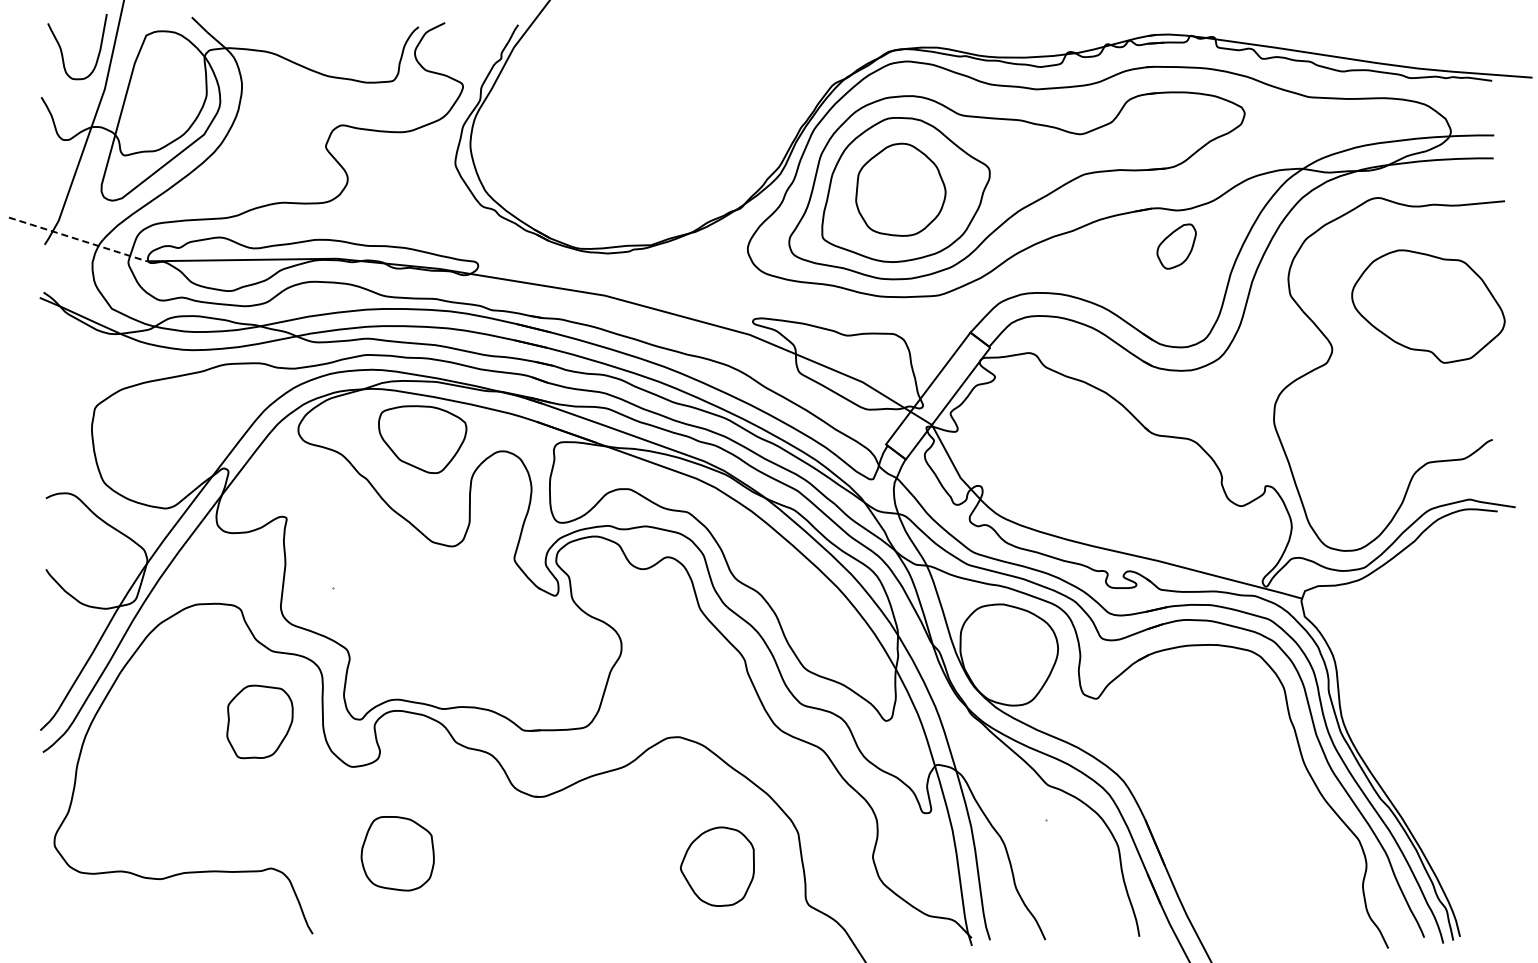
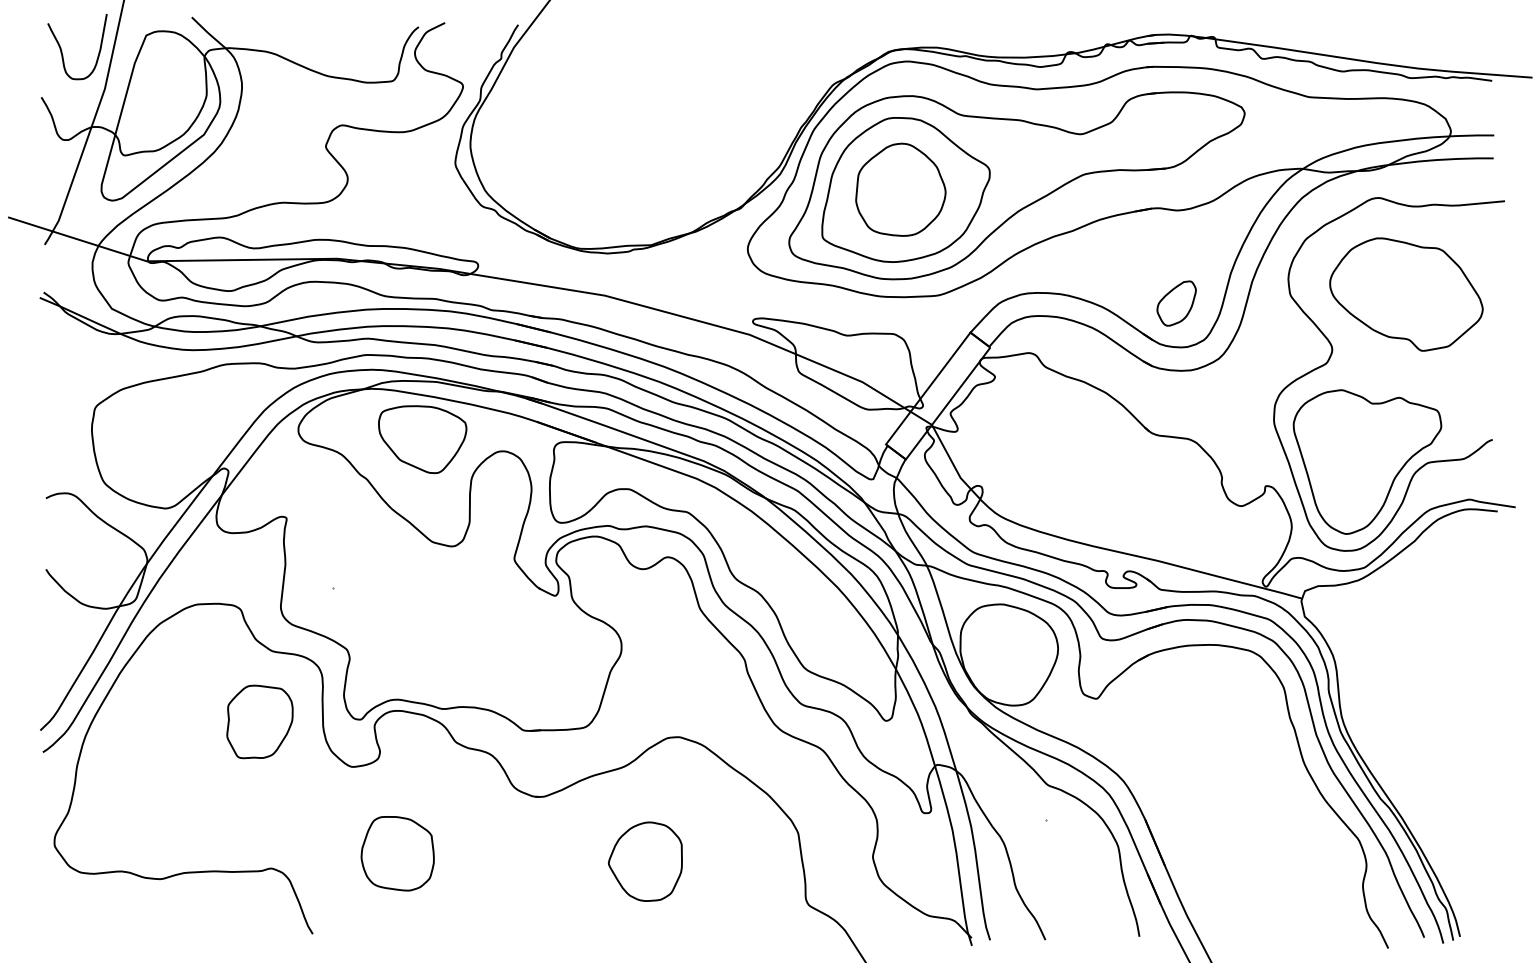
line: dashed -> solid (78, 239)
part position: (1176, 246) -> (1176, 303) (1176, 303)
part position: (1428, 306) -> (1406, 294) (1406, 294)
part: none -> present (1367, 461)
part position: (717, 866) -> (645, 861) (645, 861)
